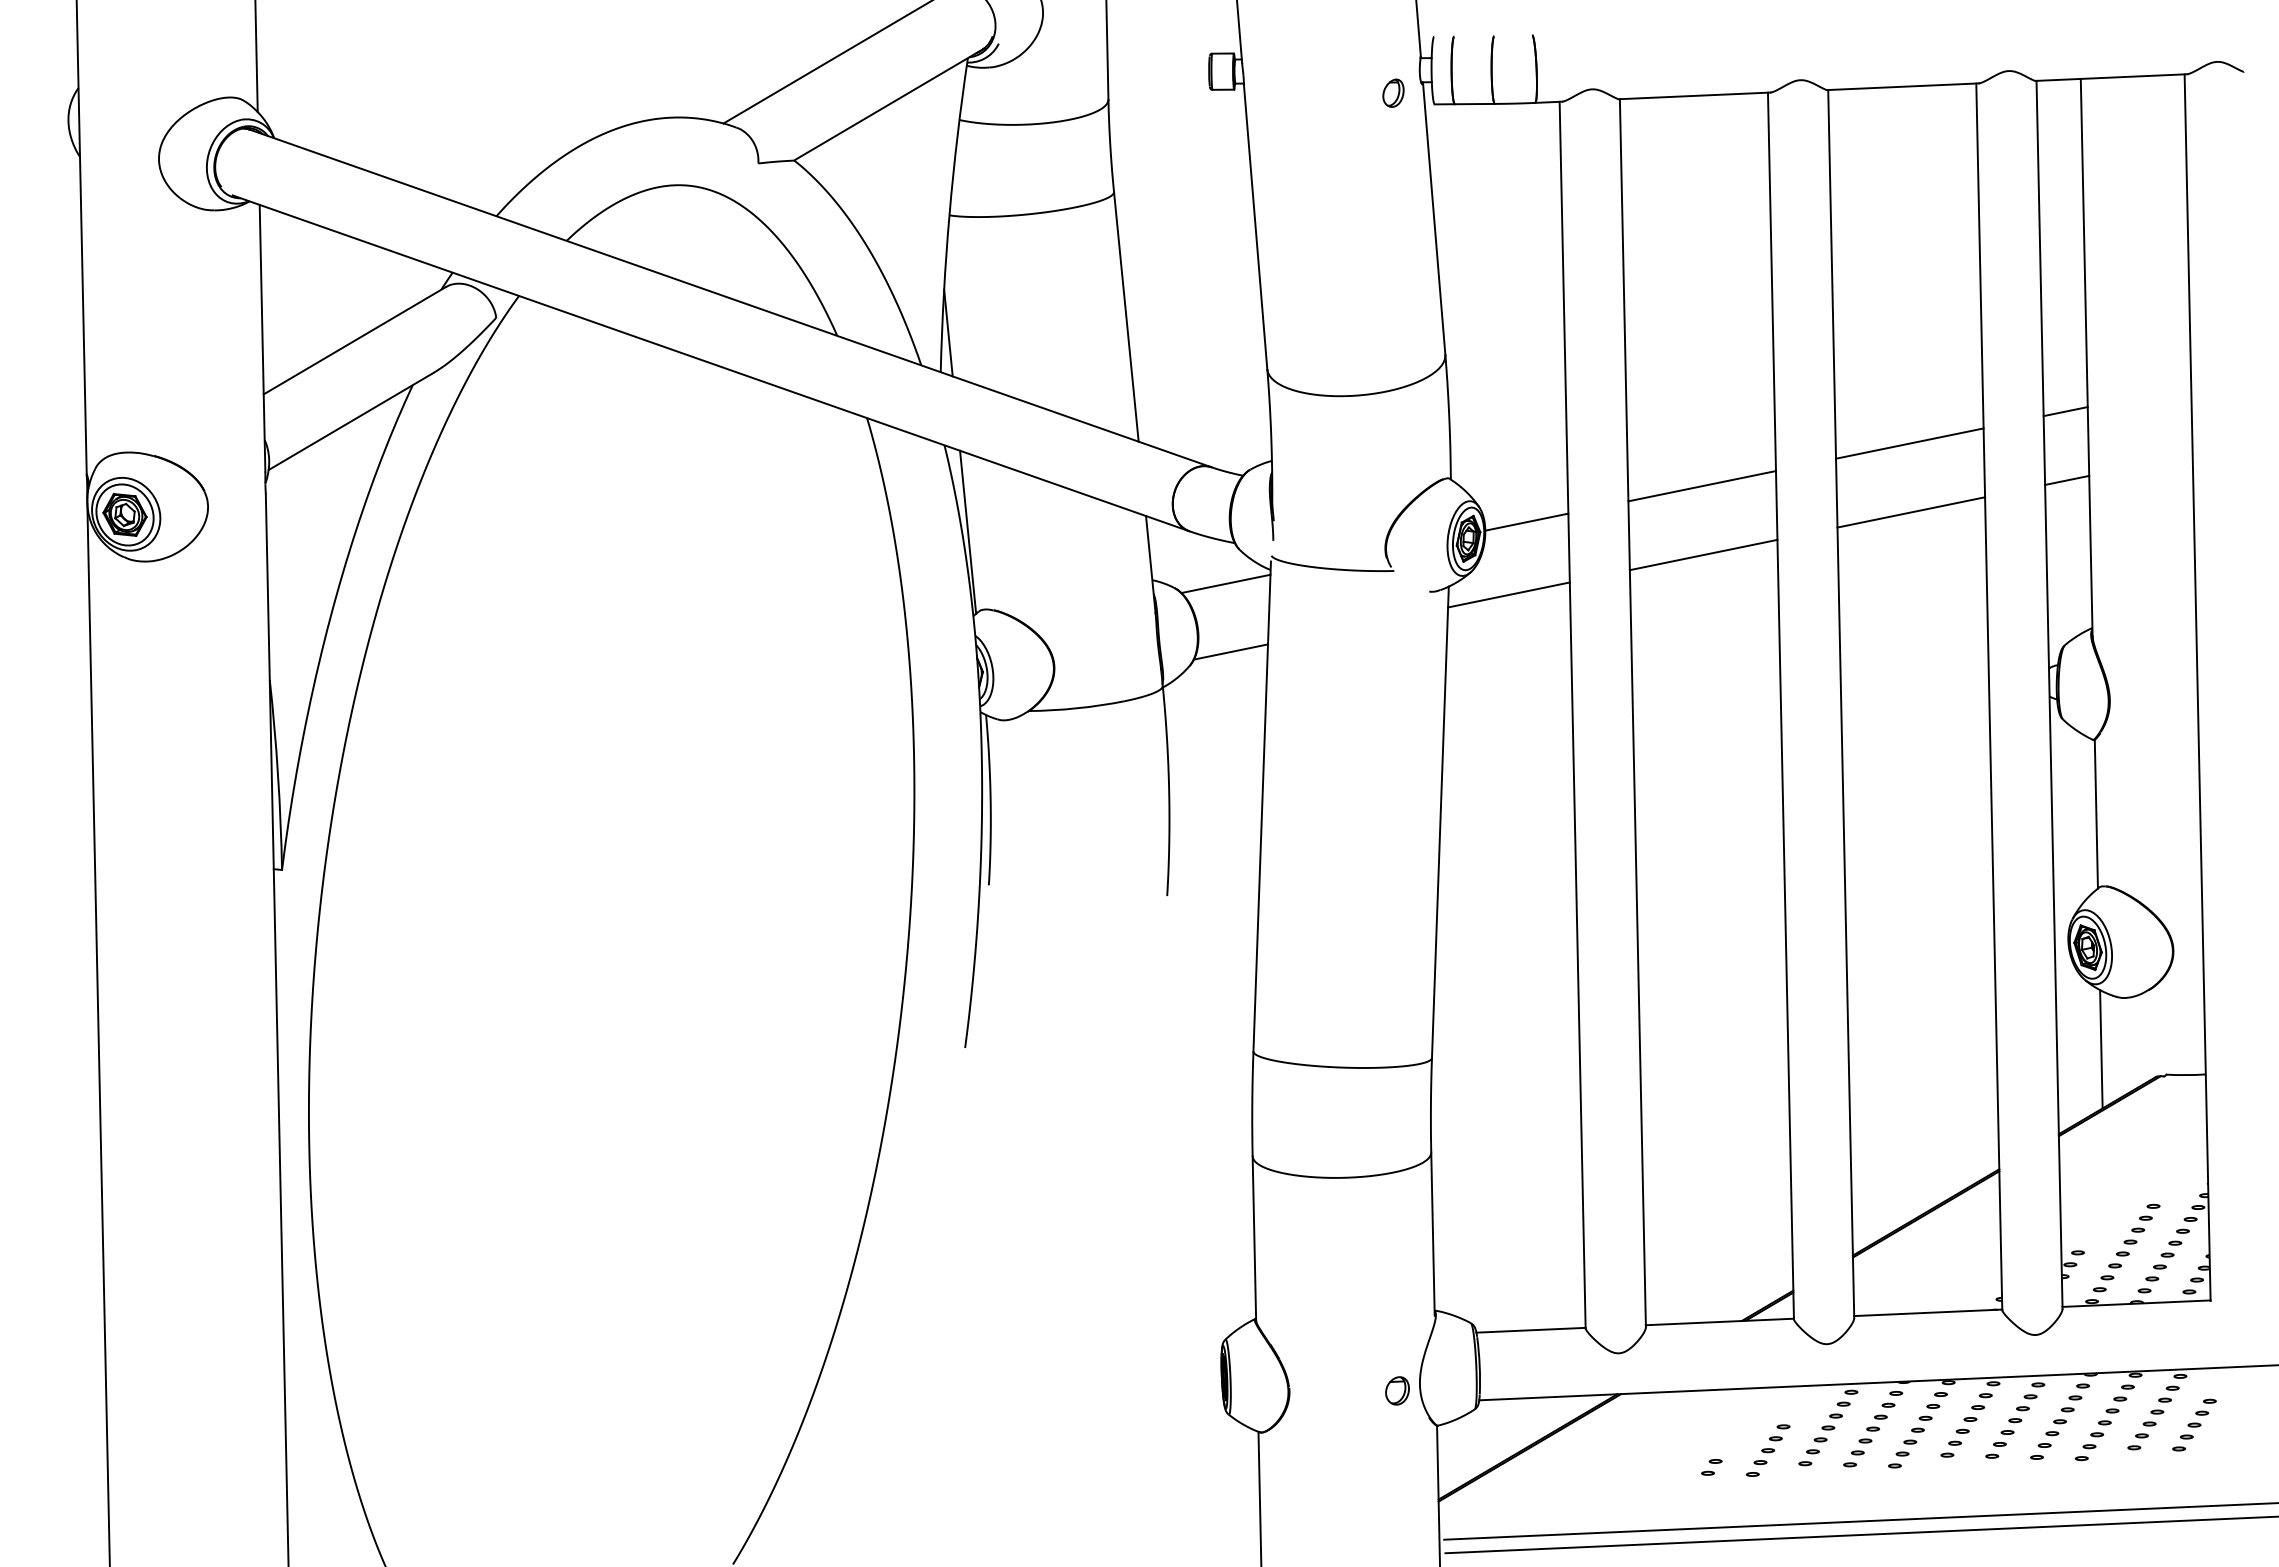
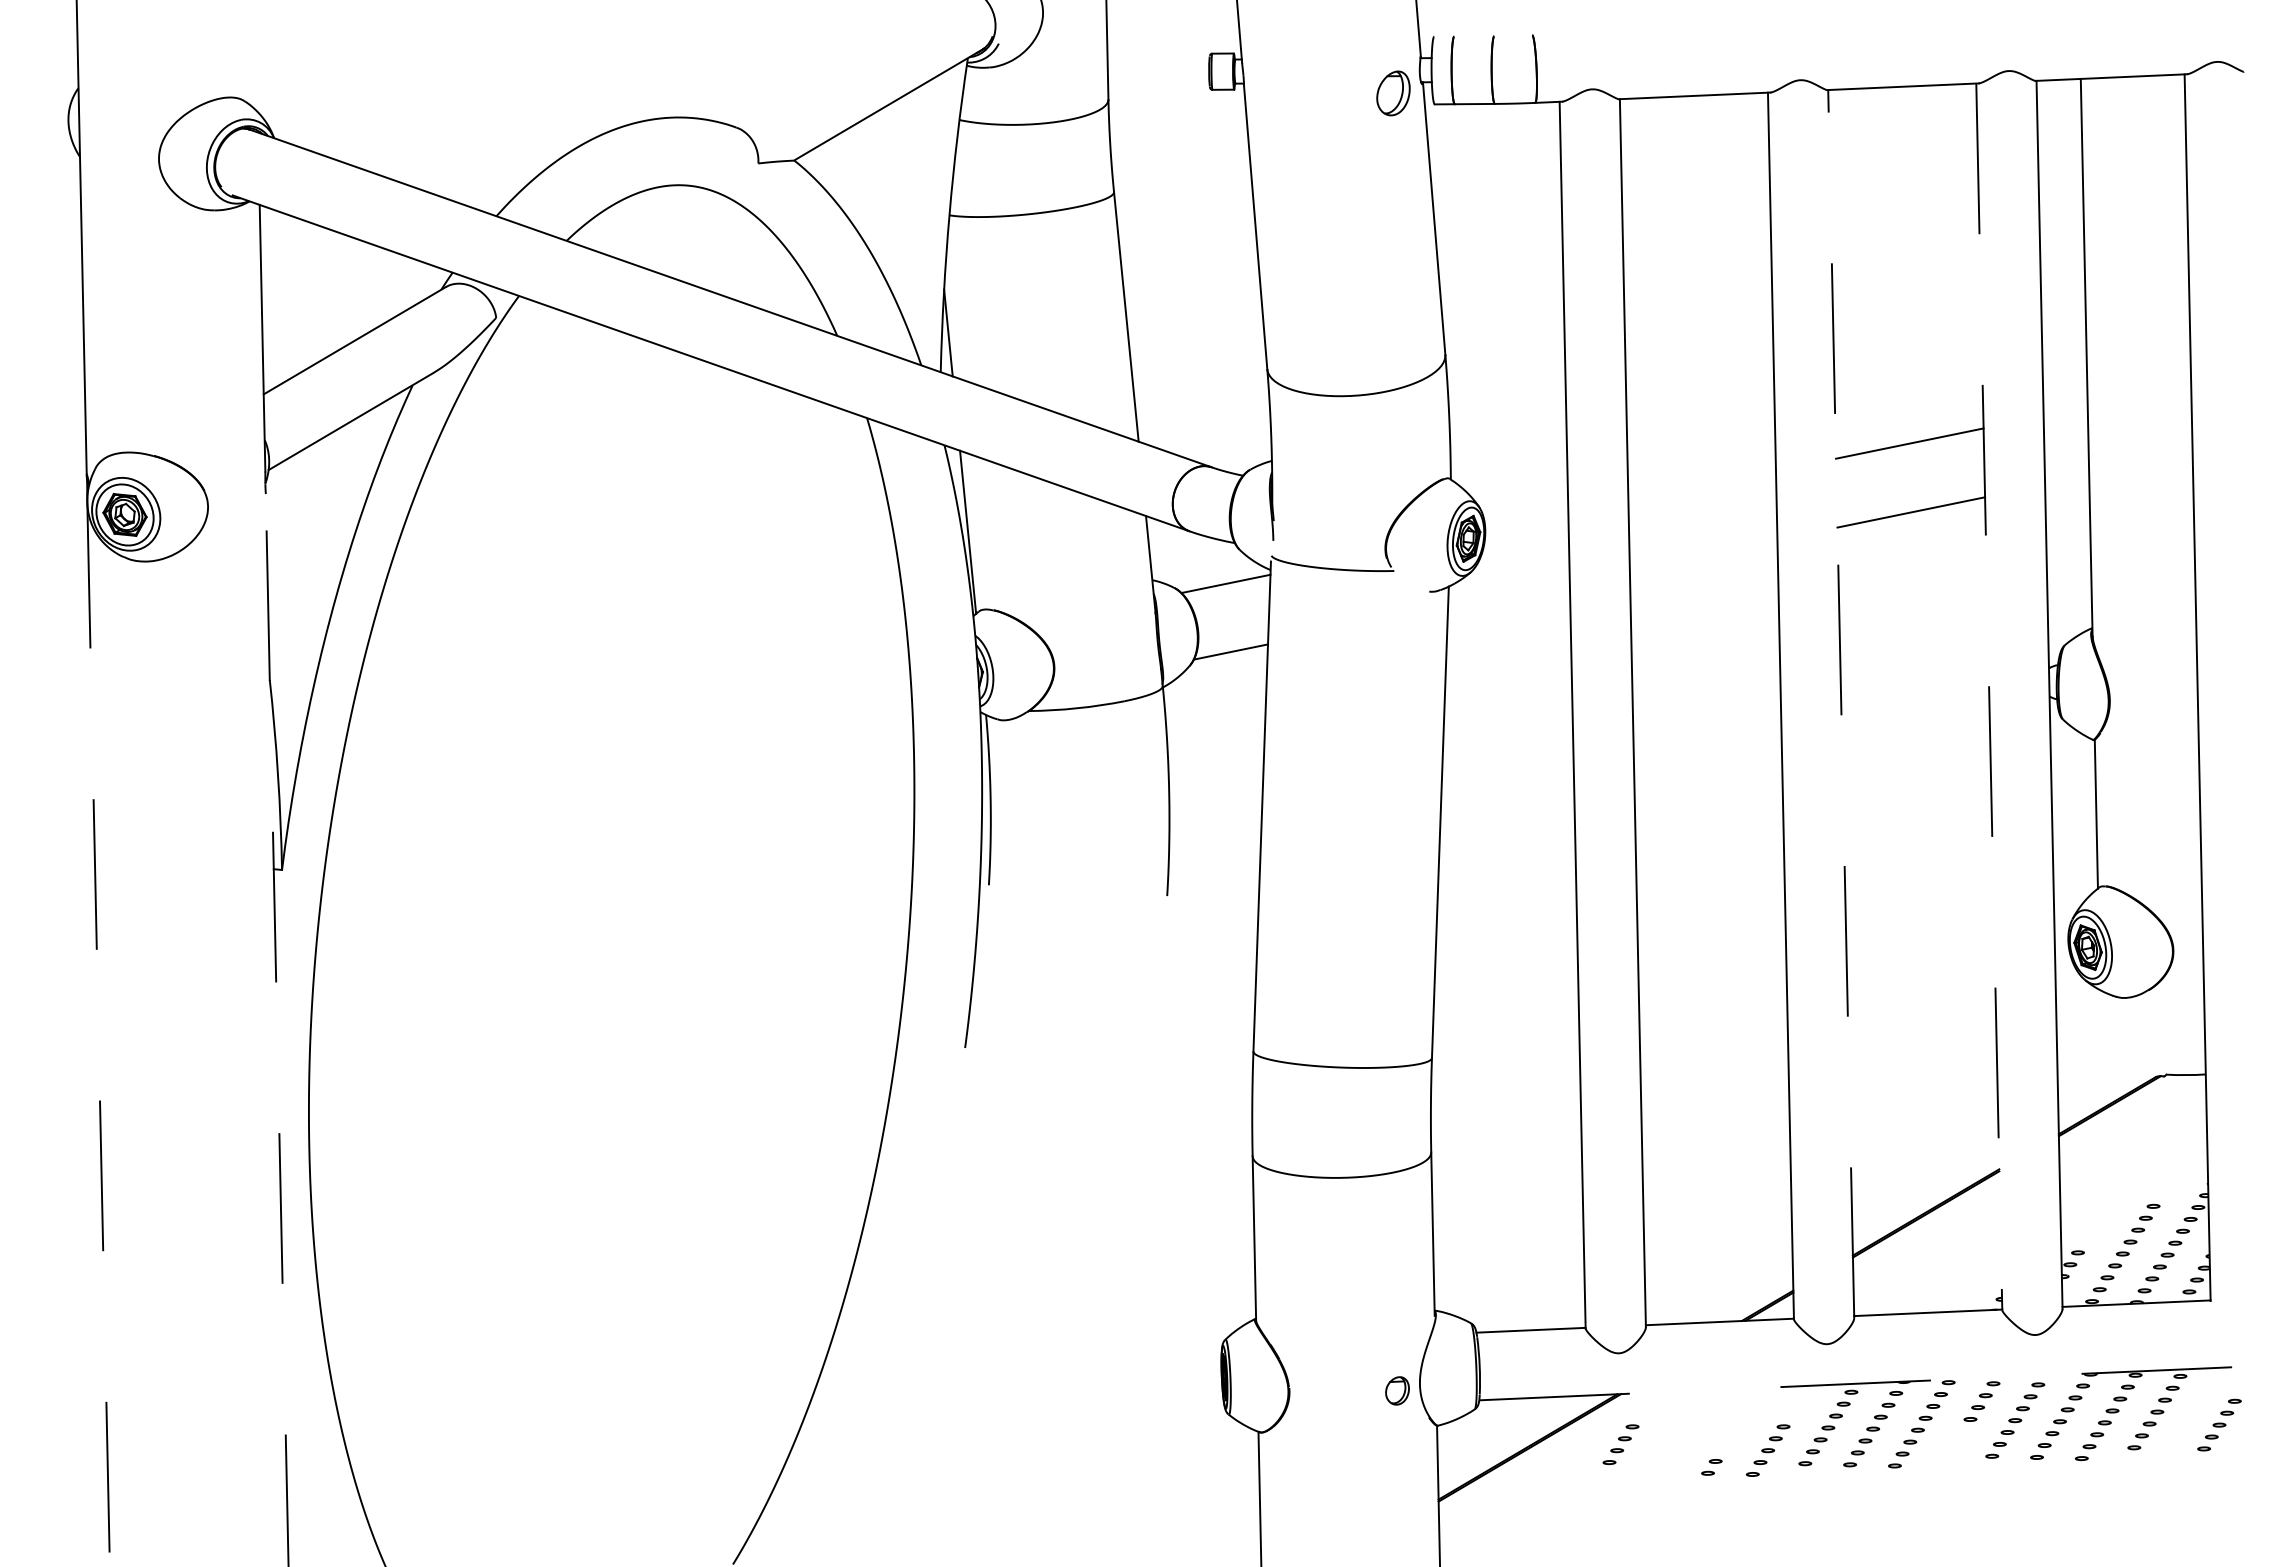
line: present -> none (256, 57)
line: present -> none (826, 62)
part size: 23x30 px -> 35x47 px (1393, 93)
line: present -> none (2065, 411)
line: present -> none (2067, 479)
line: present -> none (1701, 486)
line: present -> none (1526, 521)
line: present -> none (1703, 554)
line: present -> none (1508, 594)
line: solid -> dashed (1989, 697)
line: solid -> dashed (1841, 703)
line: solid -> dashed (277, 1029)
line: solid -> dashed (98, 1032)
line: present -> none (2101, 1049)
line: solid -> dashed (1878, 1382)
part position: (2194, 1424) -> (2219, 1424) (2219, 1424)
part: present -> none (1954, 1442)
part: none -> present (1620, 1444)
line: present -> none (1859, 1521)
line: present -> none (1860, 1534)
